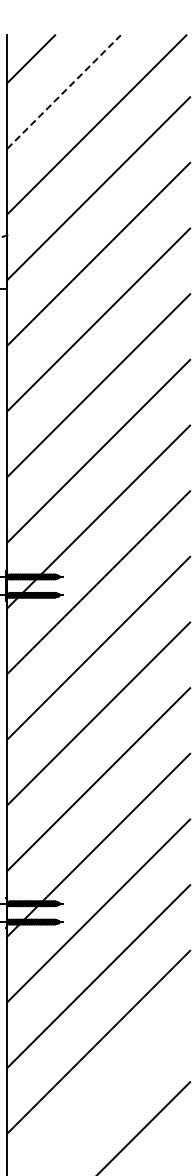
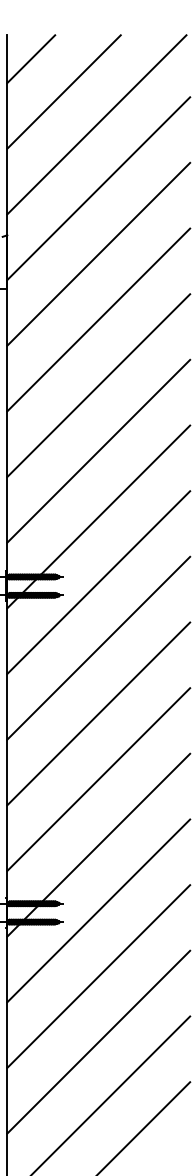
line: dashed -> solid (64, 91)
line: none -> present (112, 1094)
